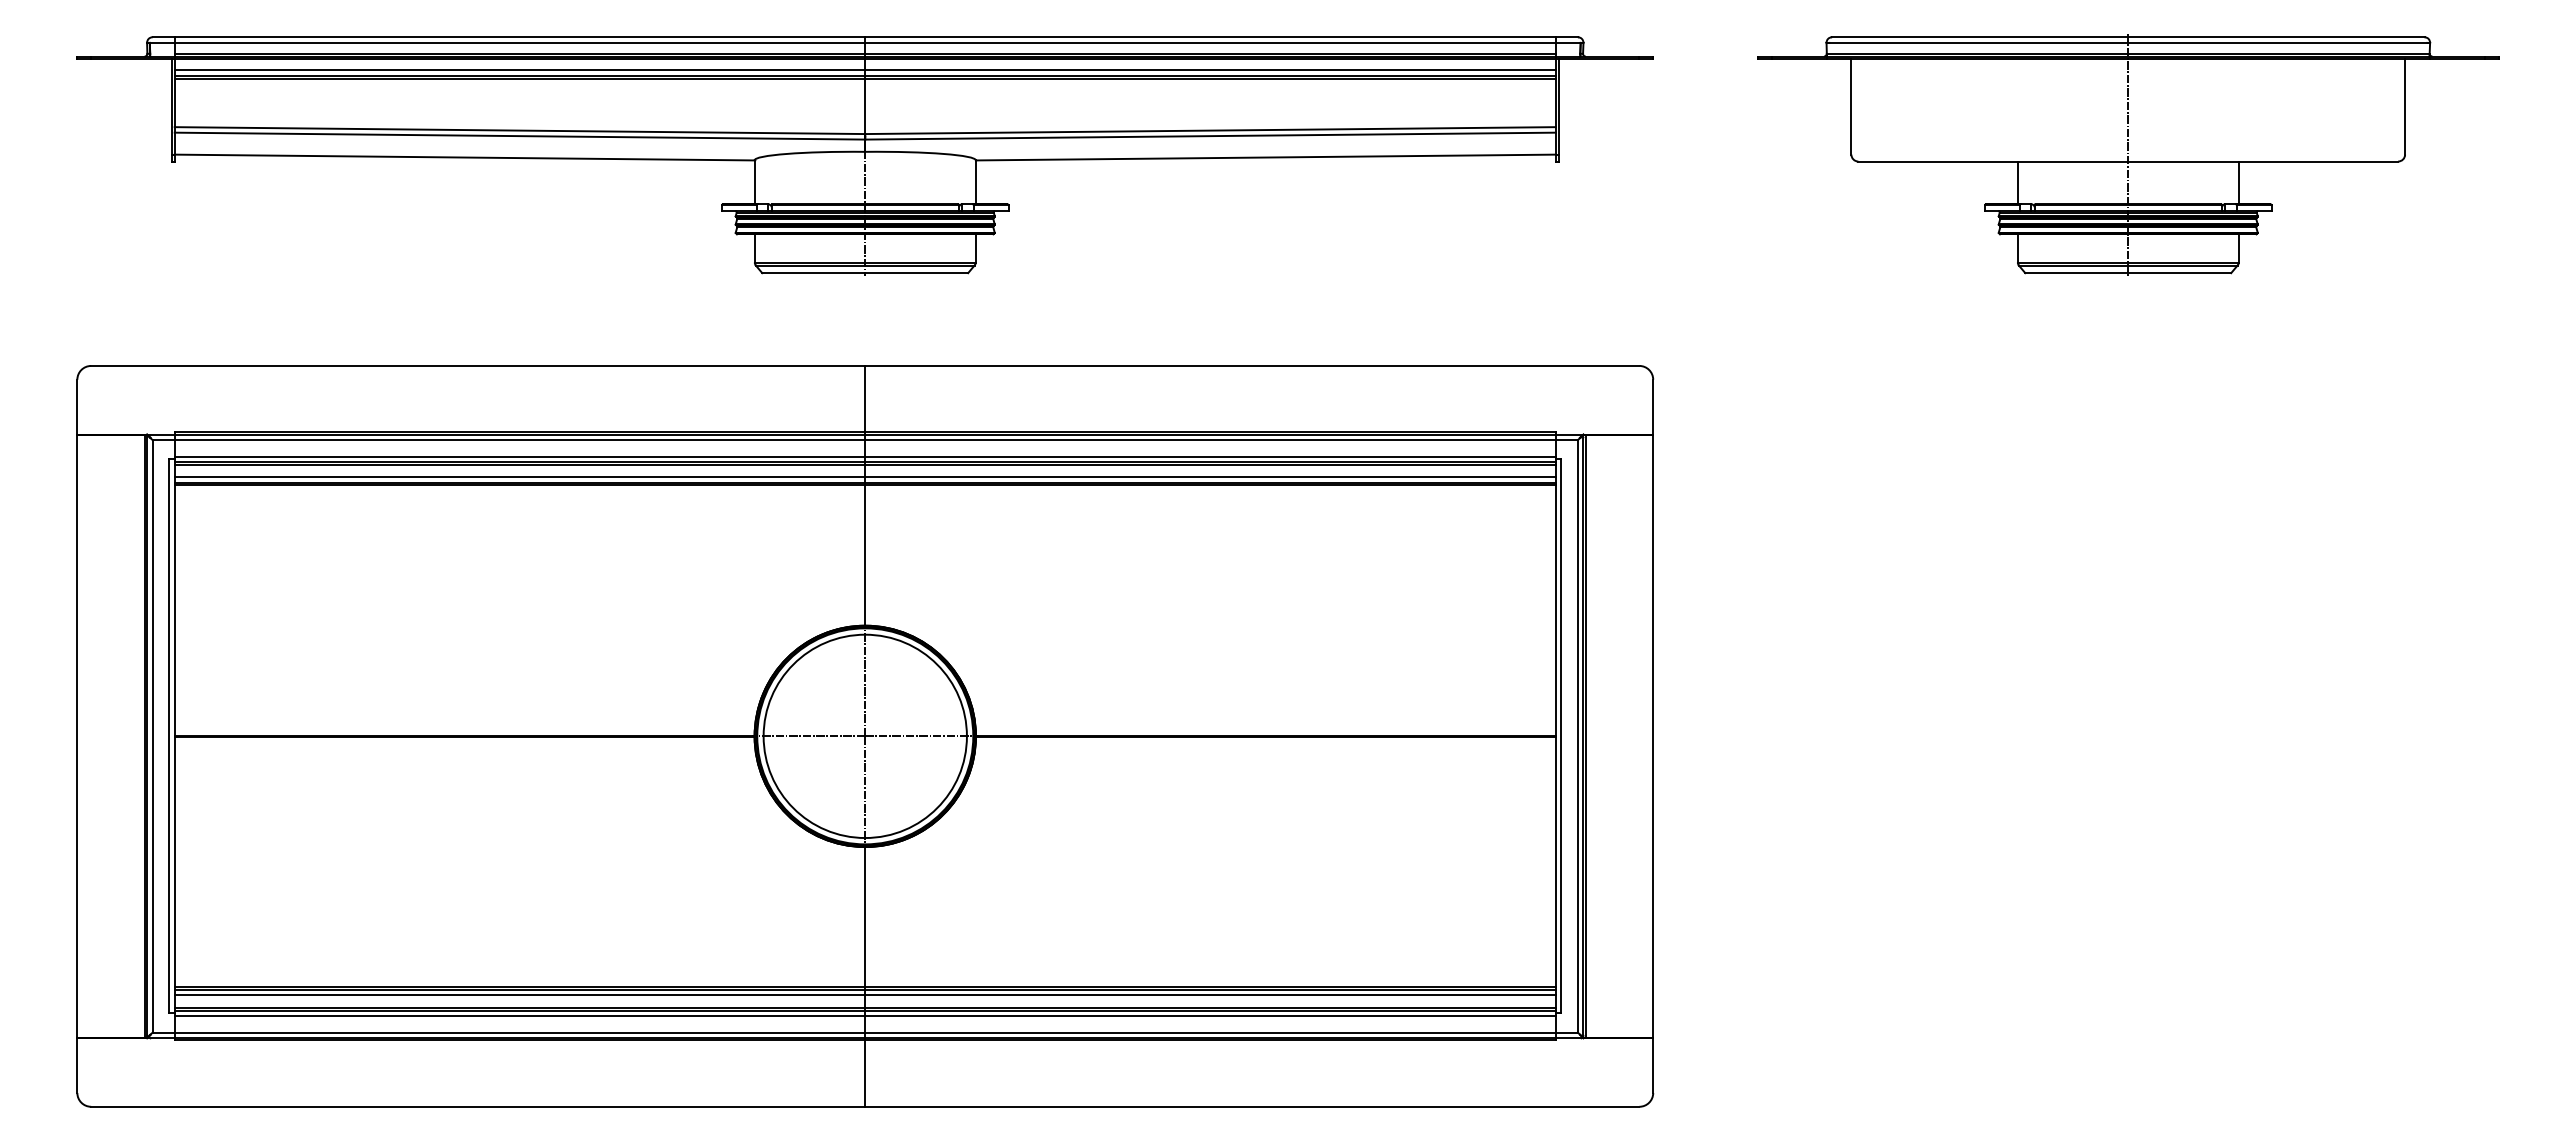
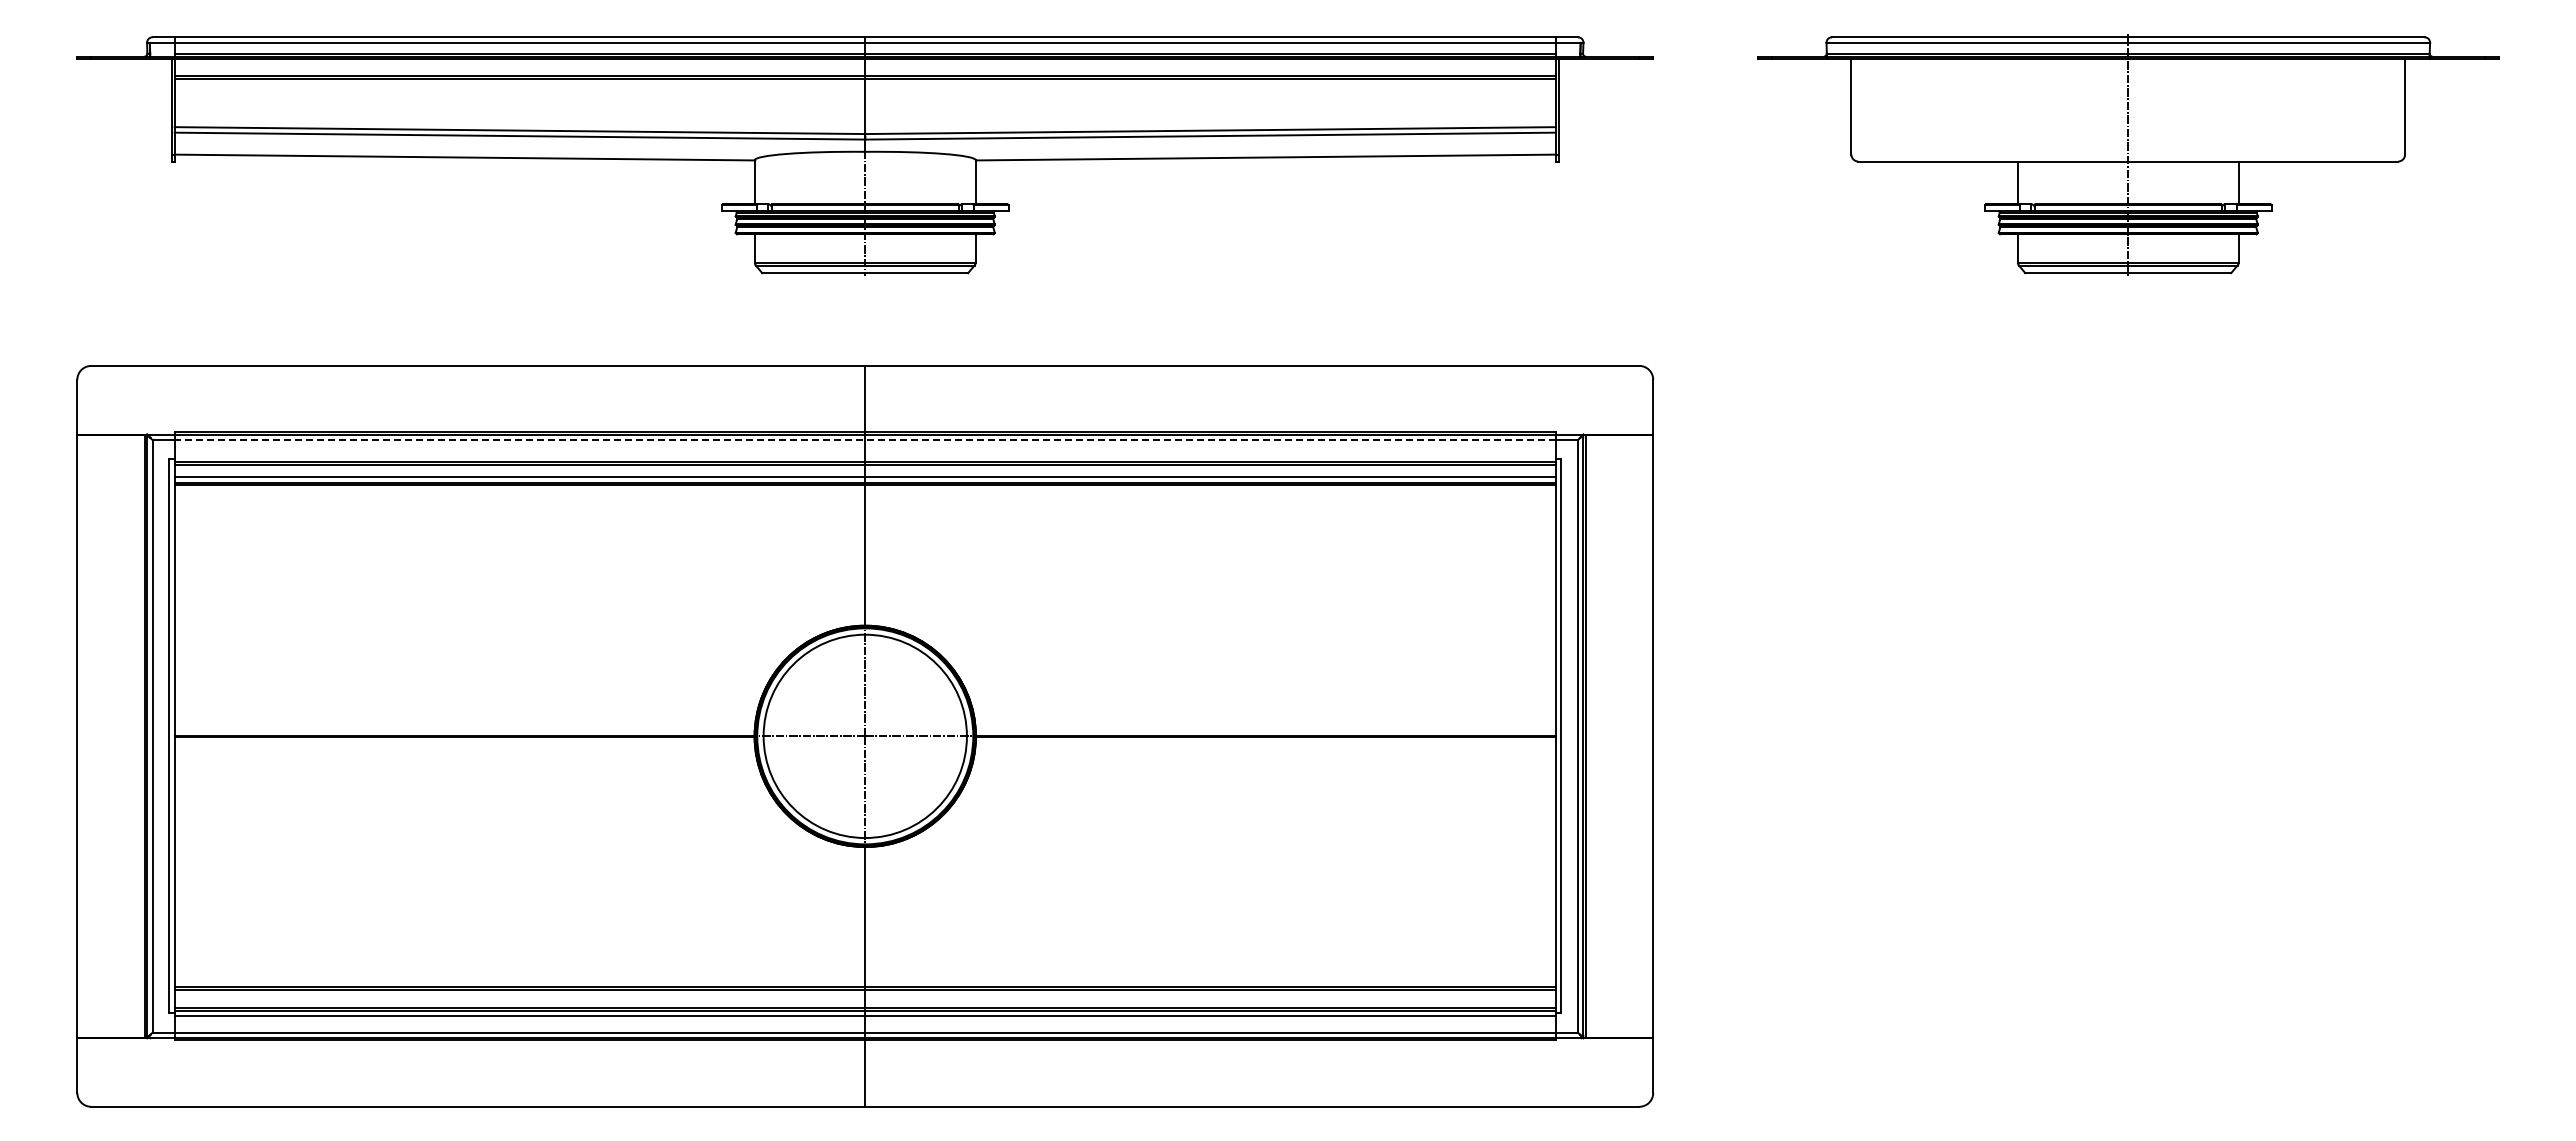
line: present -> none (864, 70)
line: solid -> dashed (865, 440)
line: present -> none (864, 456)
line: present -> none (864, 995)
